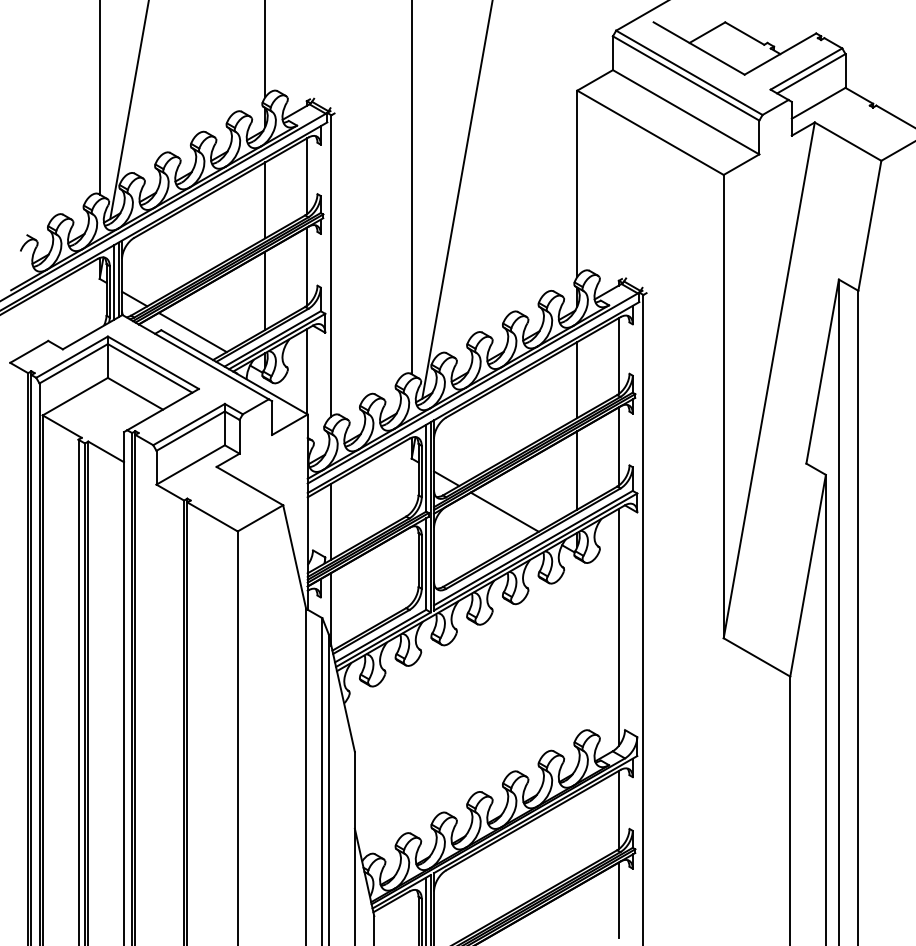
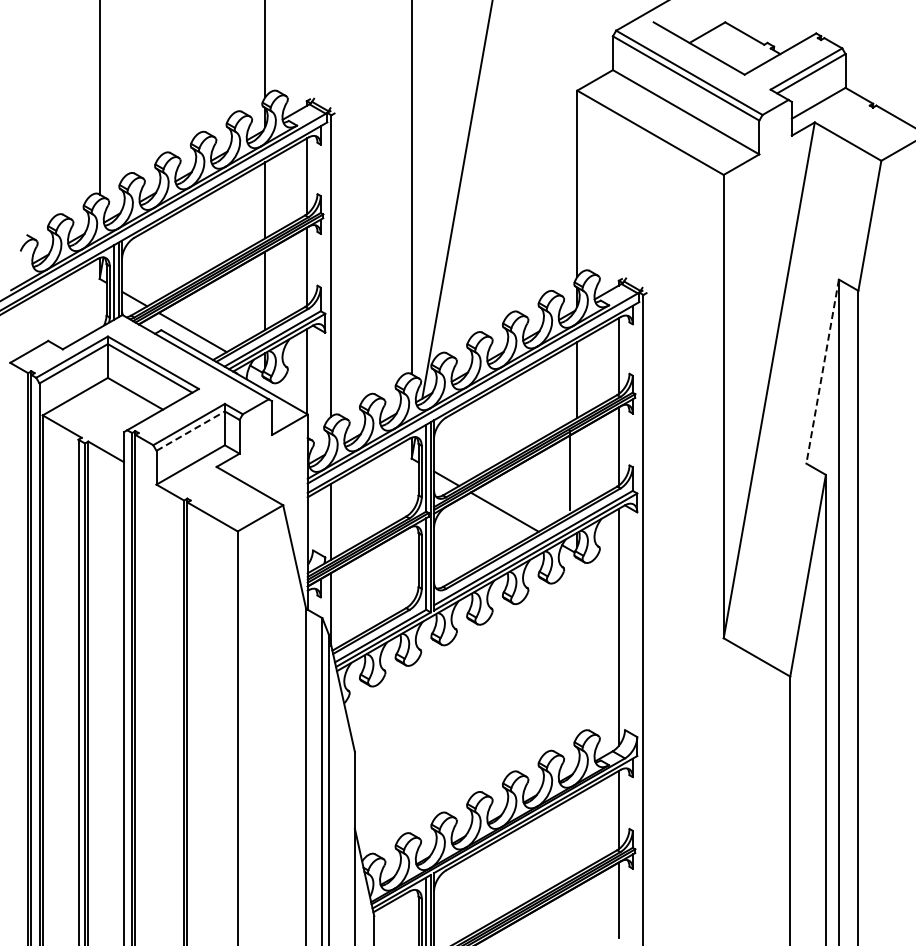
line: present -> none (129, 110)
line: solid -> dashed (822, 372)
line: solid -> dashed (191, 430)
line position: (577, 470) -> (570, 470) (570, 470)
